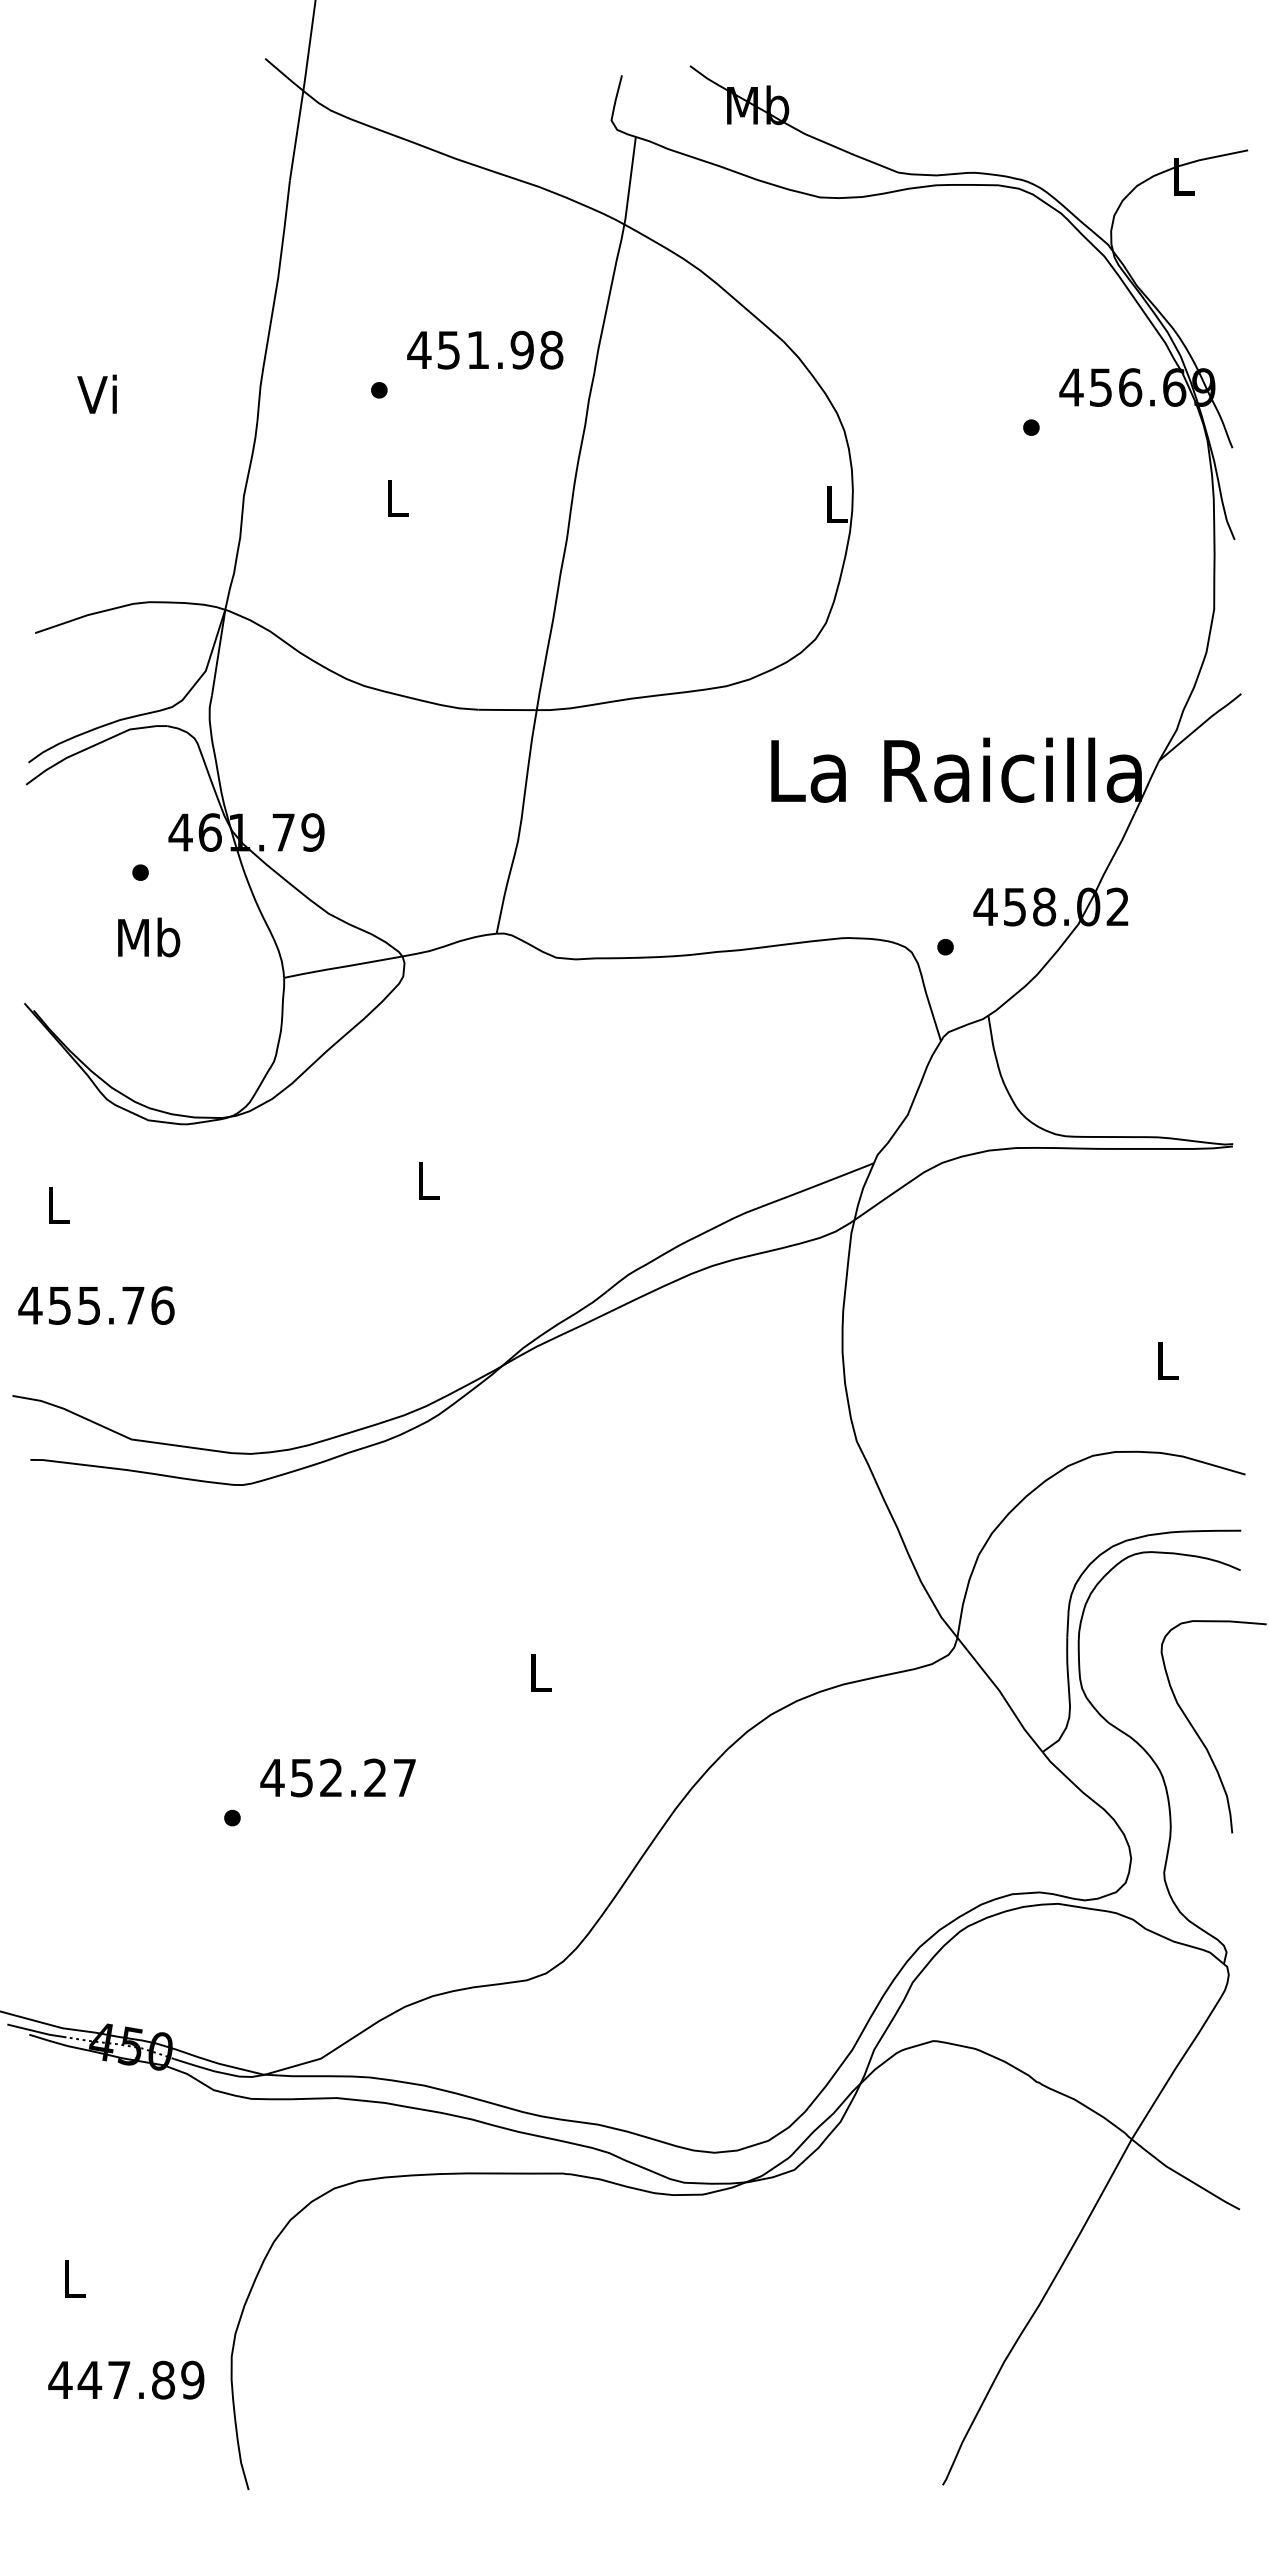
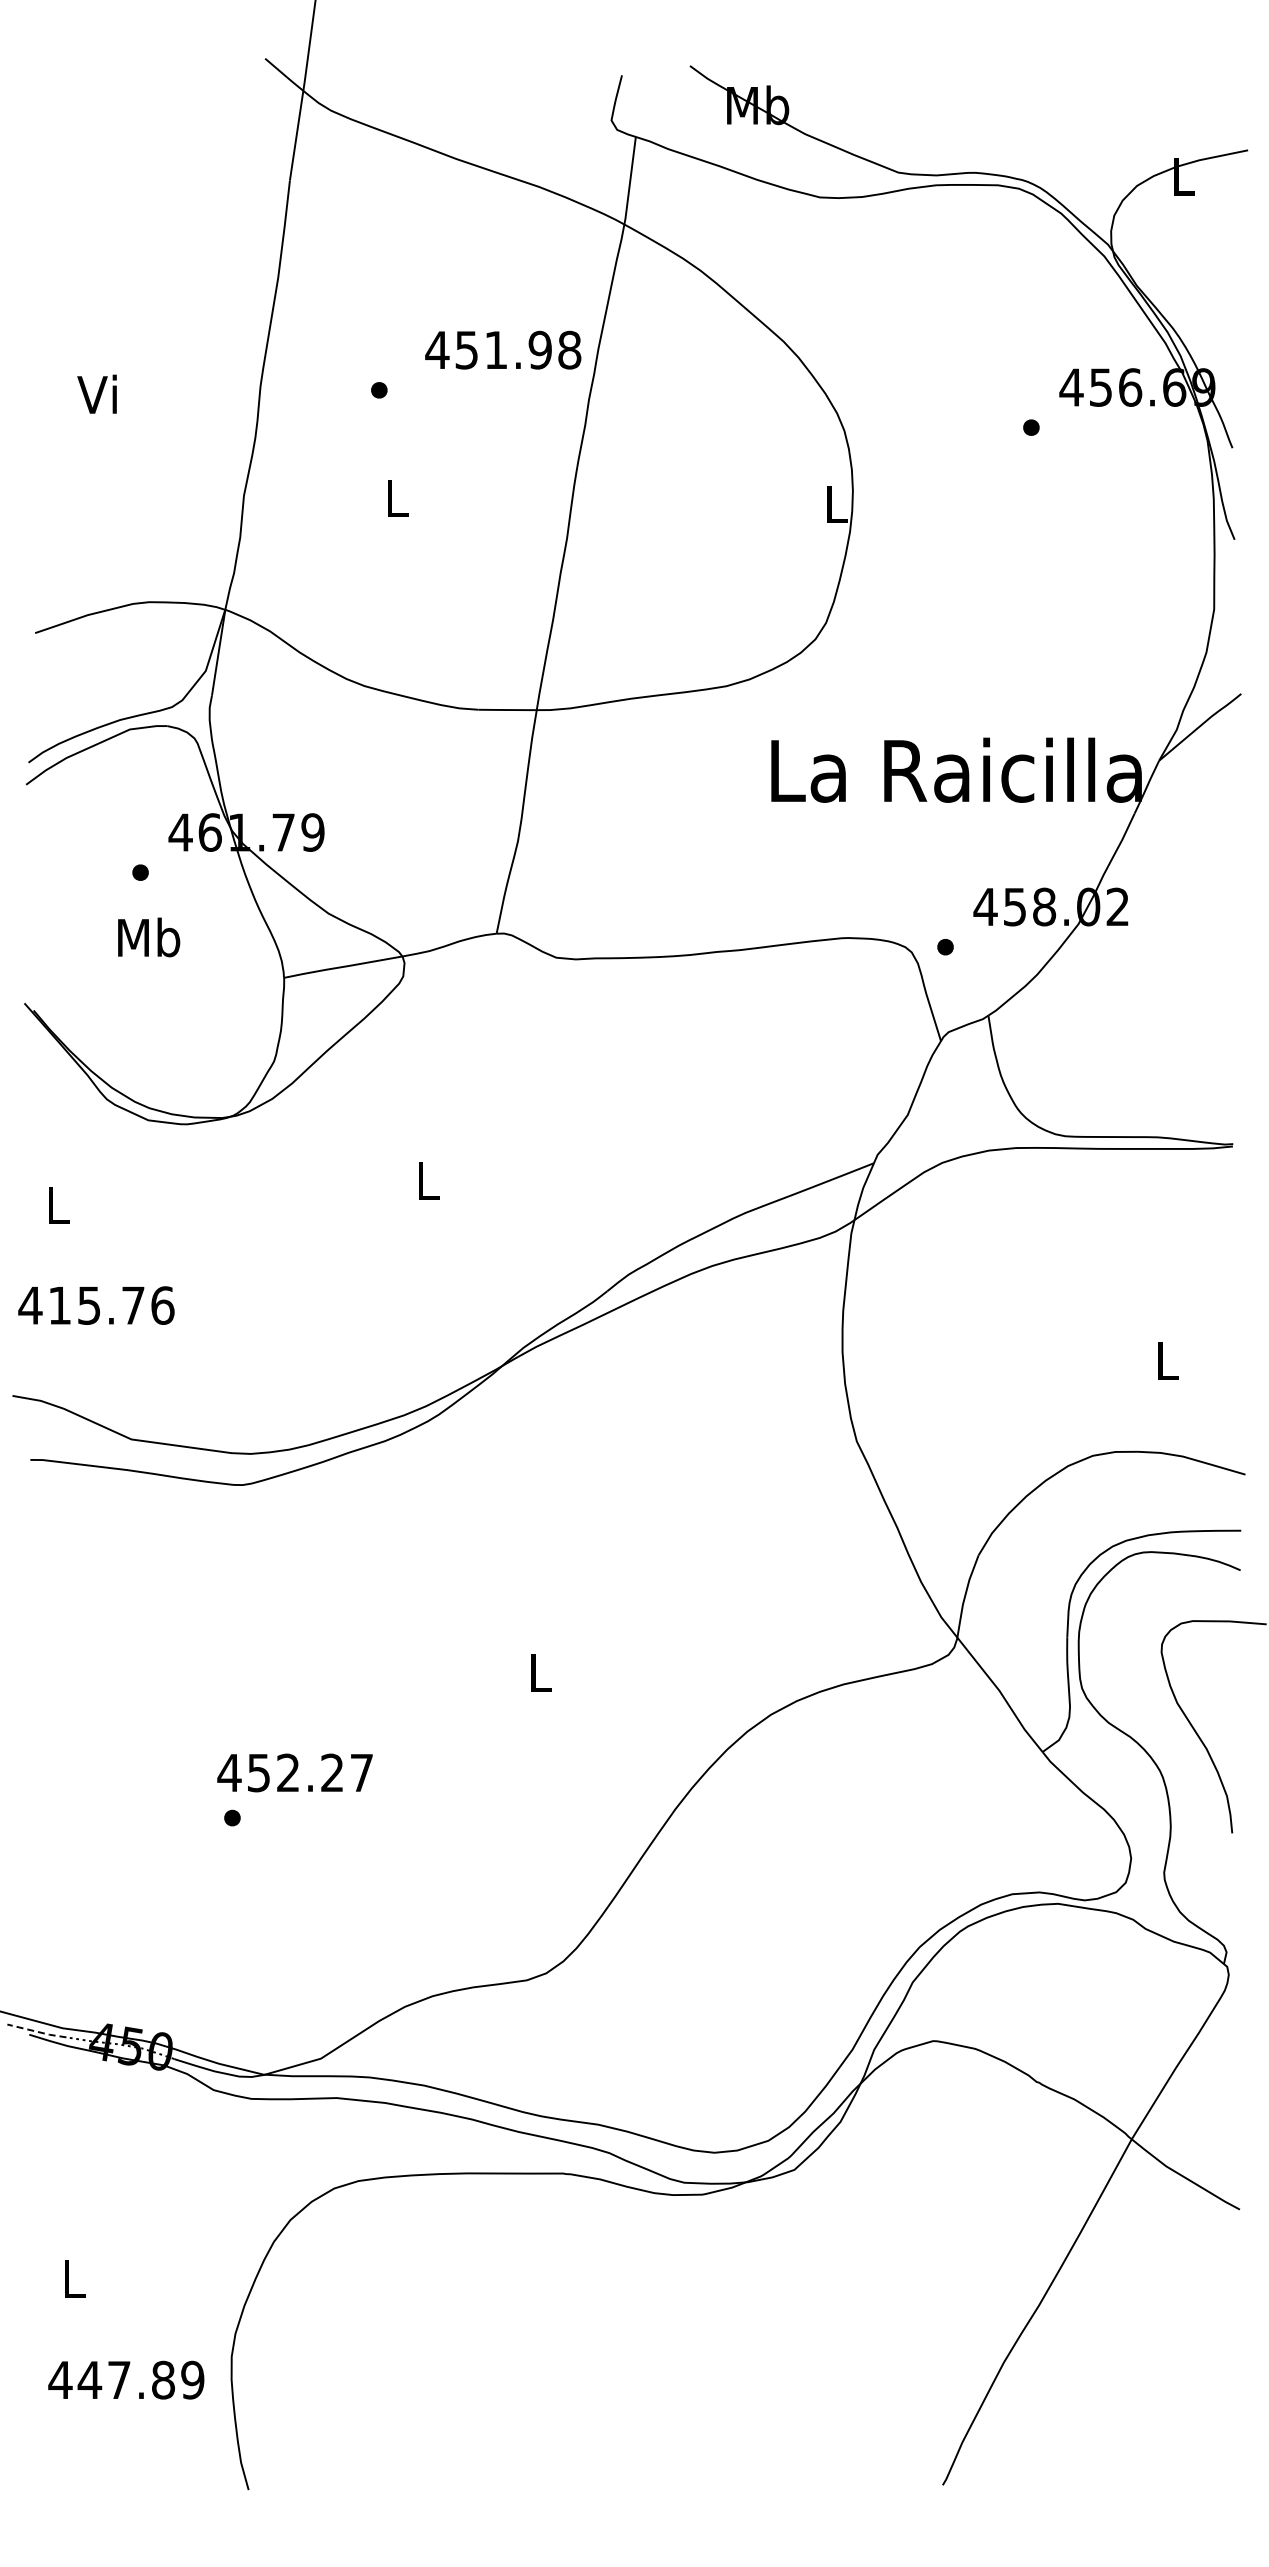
text position: (485, 349) -> (503, 349) (503, 349)
text: 455.76 -> 415.76 (59, 1305)
text position: (337, 1777) -> (294, 1772) (294, 1772)
line: solid -> dashed (37, 2031)
